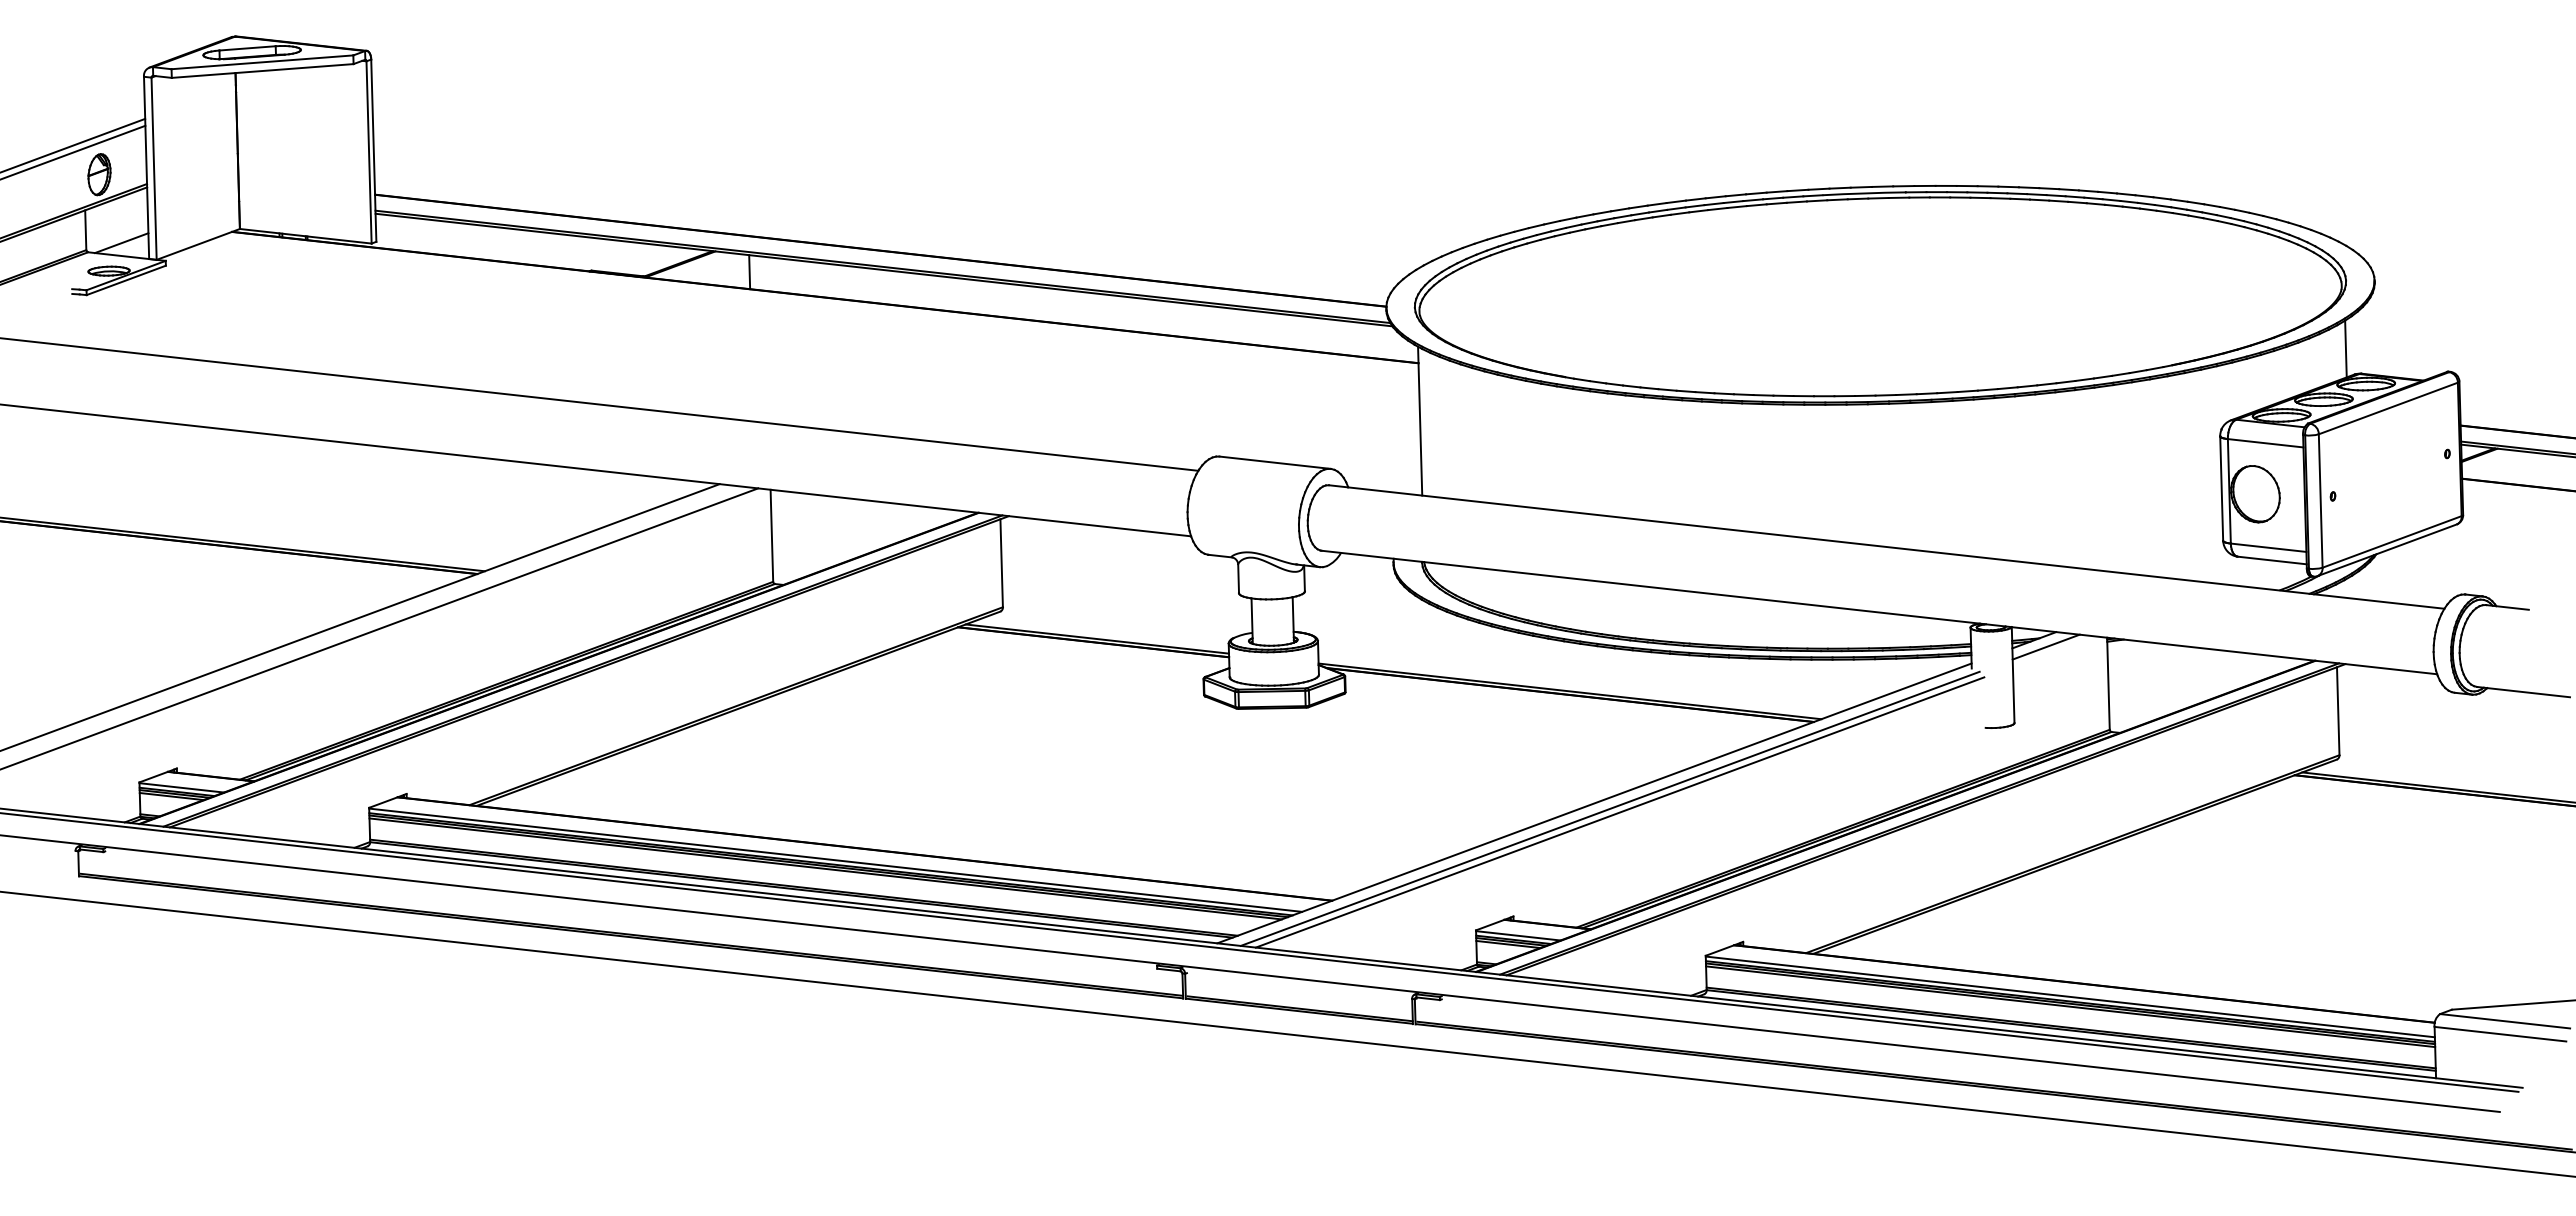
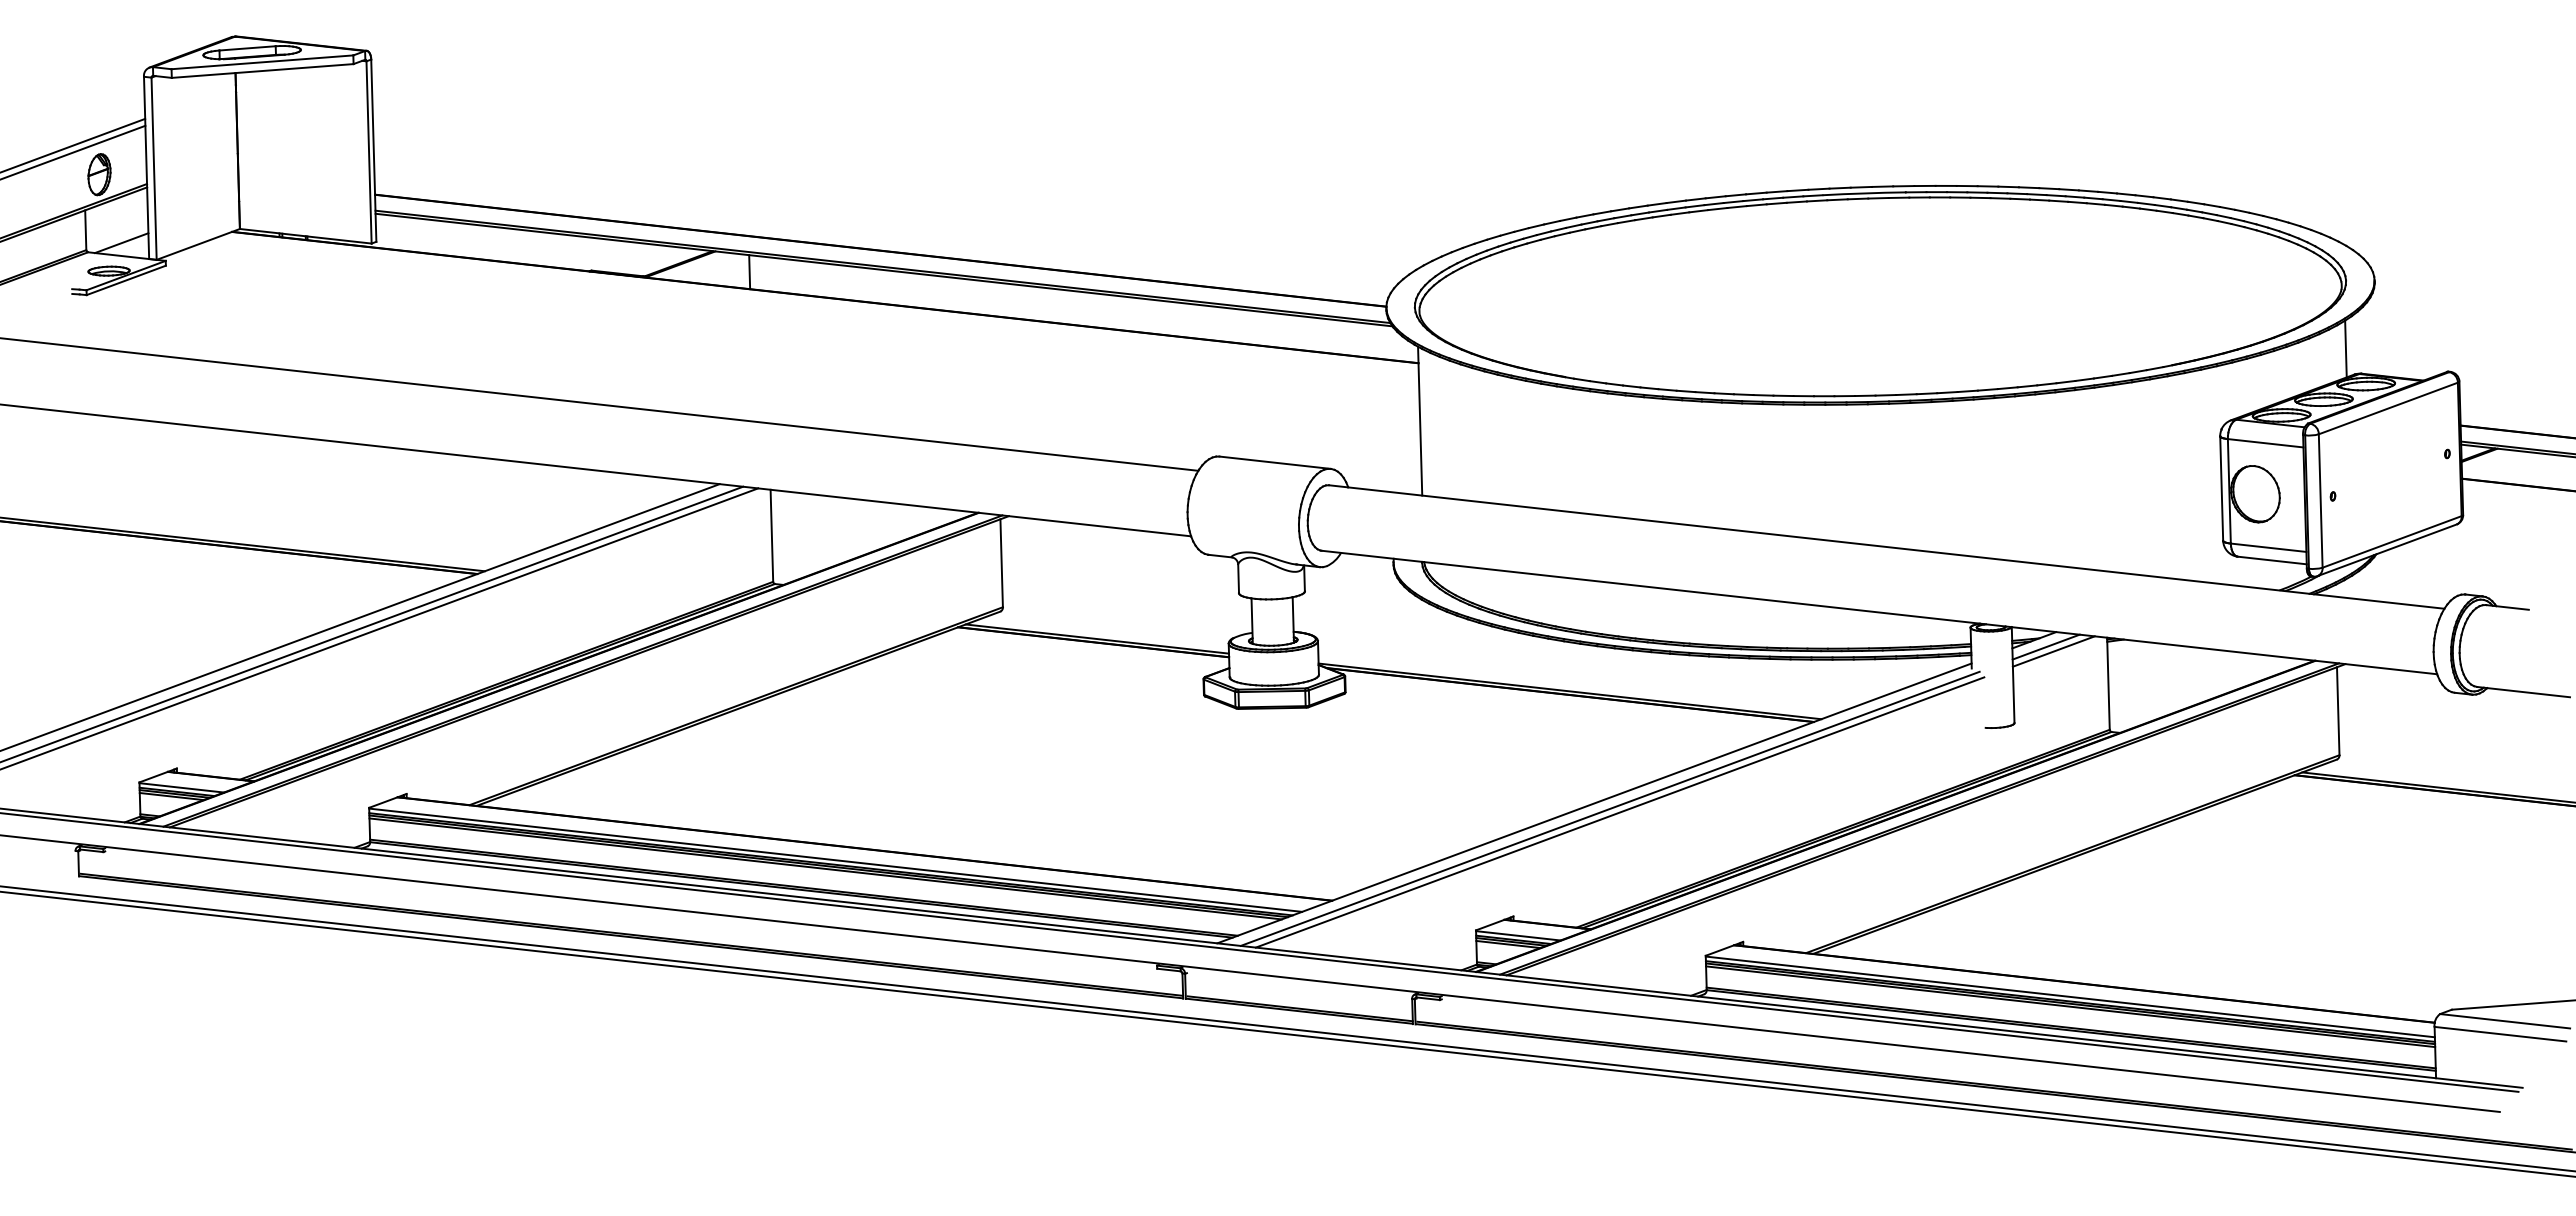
line: none -> present (372, 623)
line: none -> present (2053, 651)
line: none -> present (1287, 1028)
